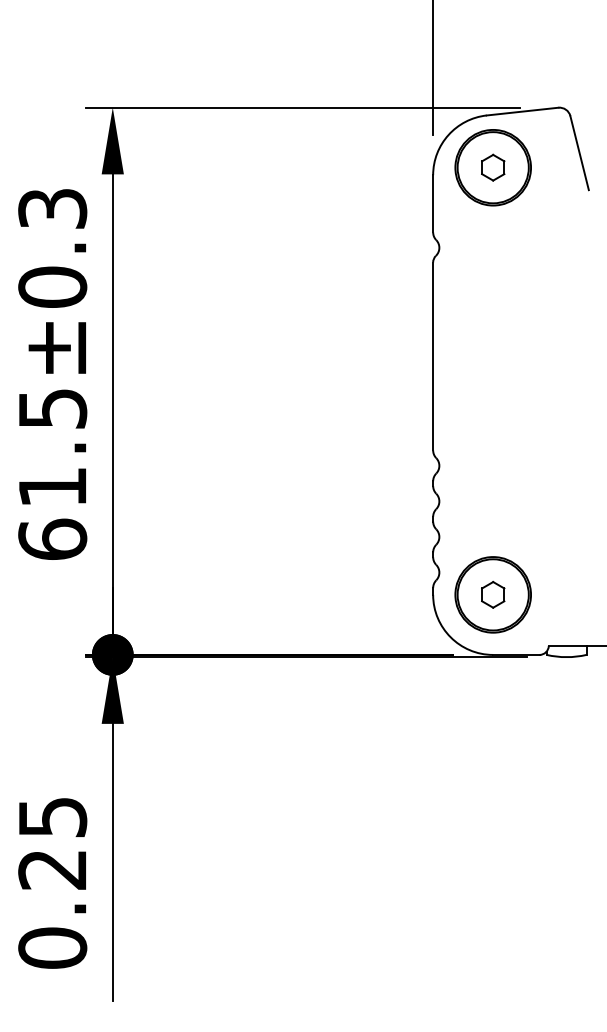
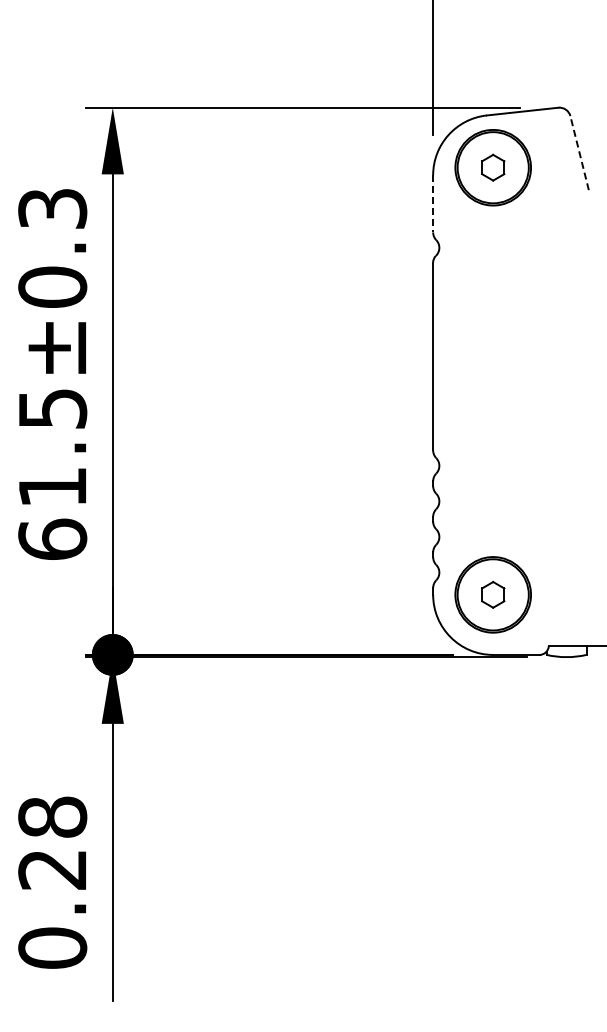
line: solid -> dashed (579, 152)
line: solid -> dashed (433, 203)
text: 0.25 -> 0.28 (52, 816)
